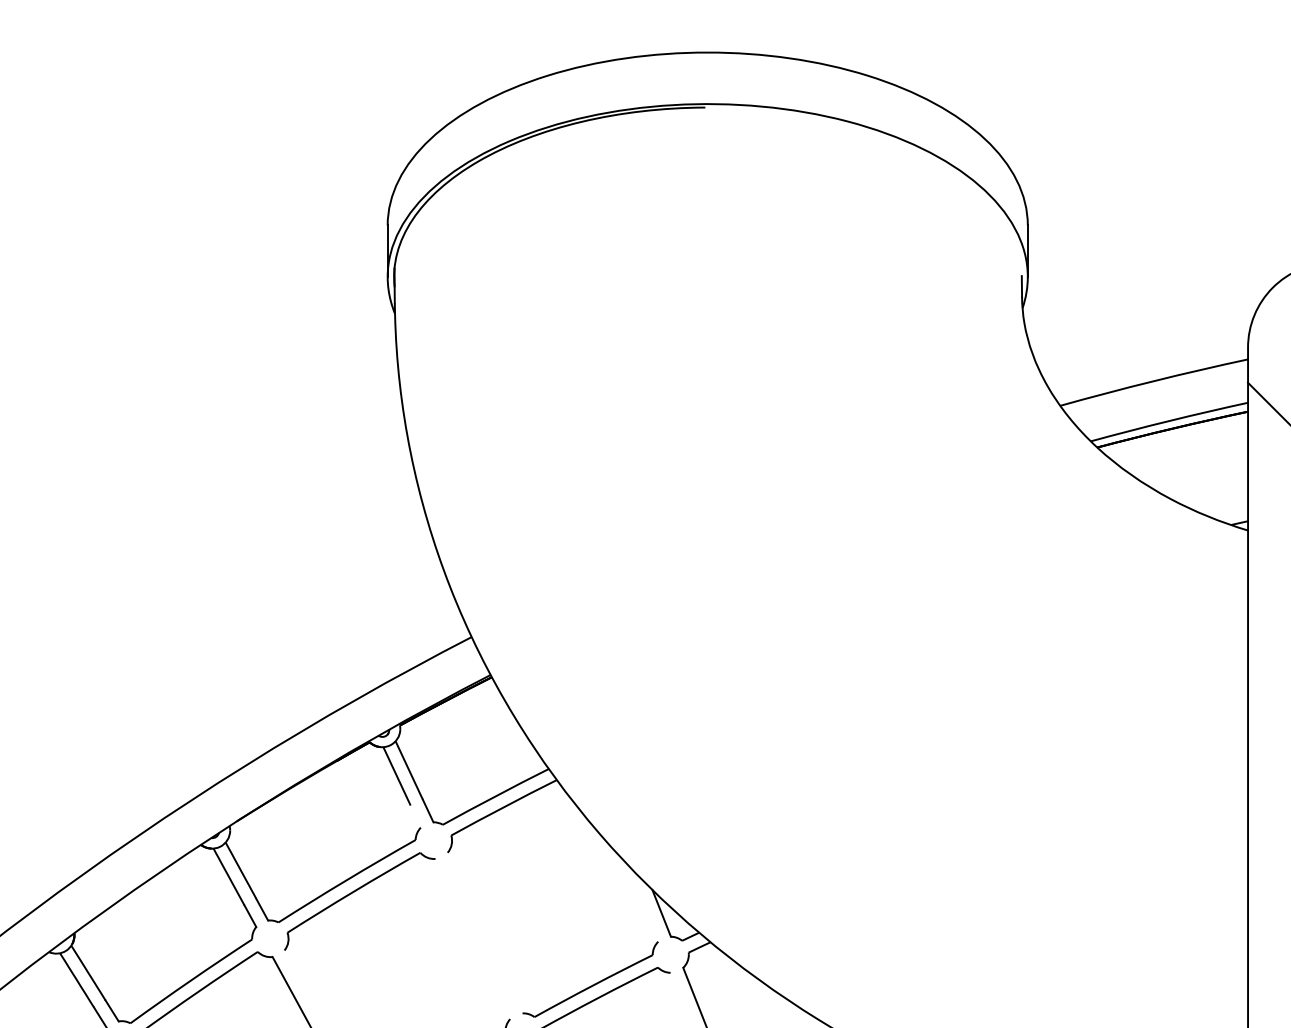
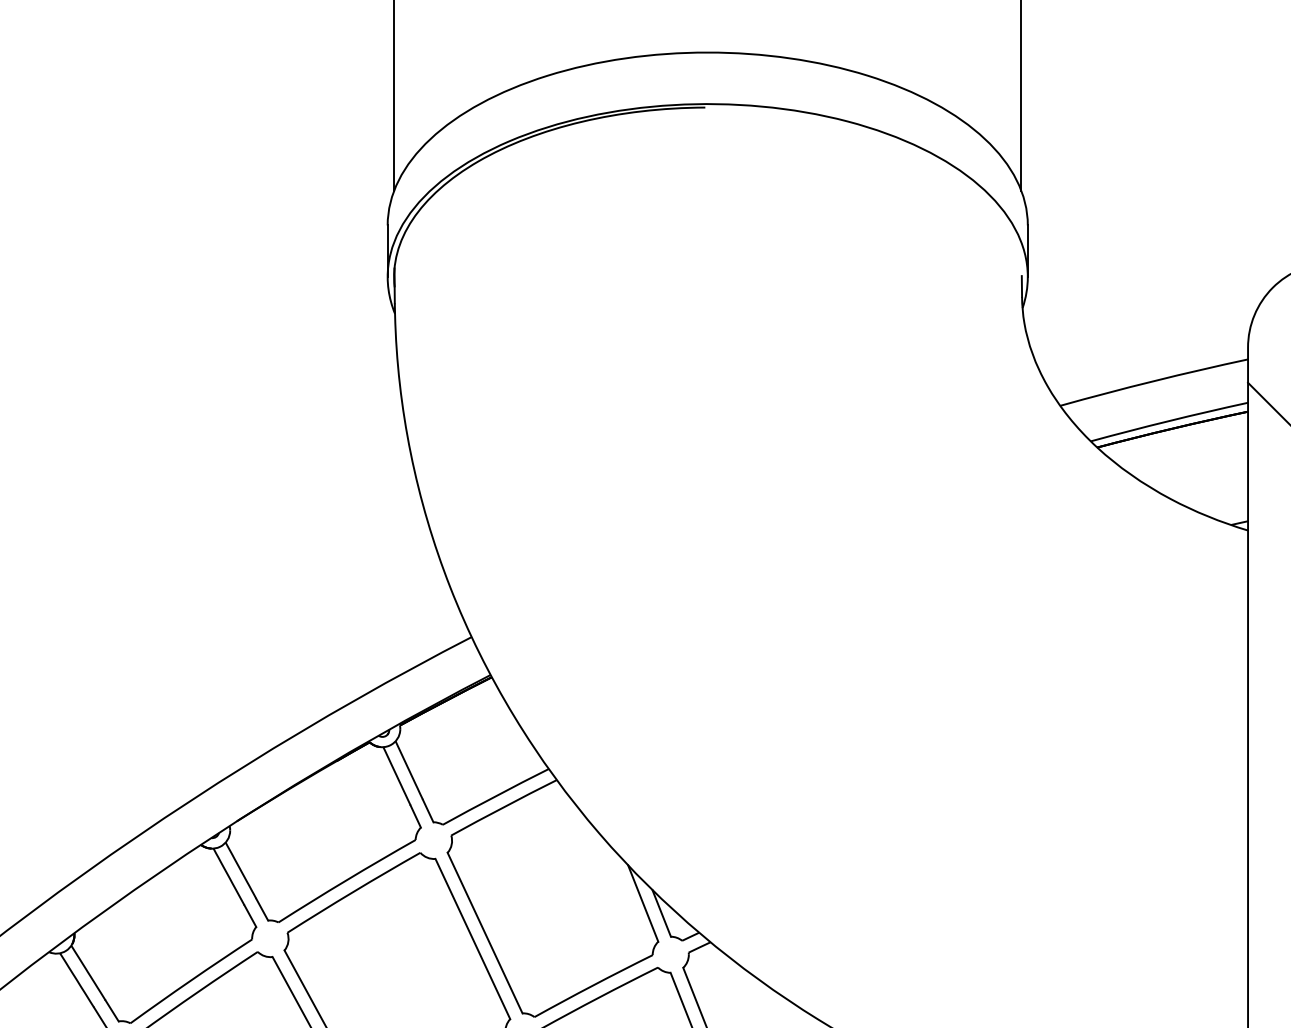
line: none -> present (394, 96)
line: none -> present (1021, 96)
line: none -> present (415, 816)
line: none -> present (643, 903)
line: none -> present (484, 932)
line: none -> present (472, 938)
line: none -> present (304, 987)
line: none -> present (680, 998)
